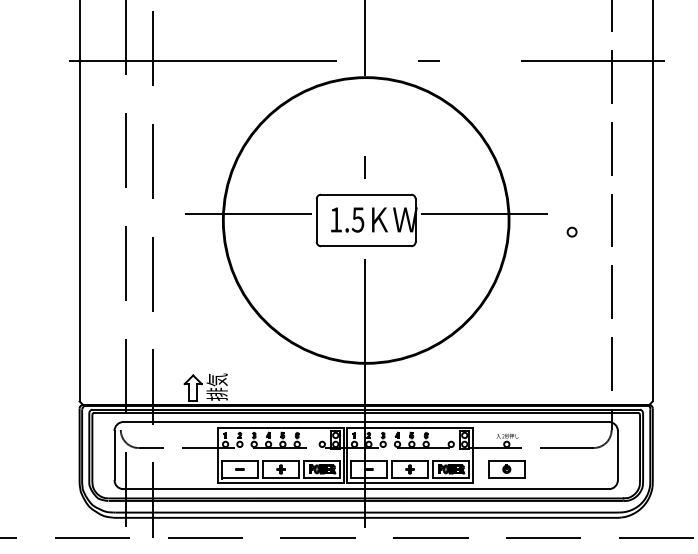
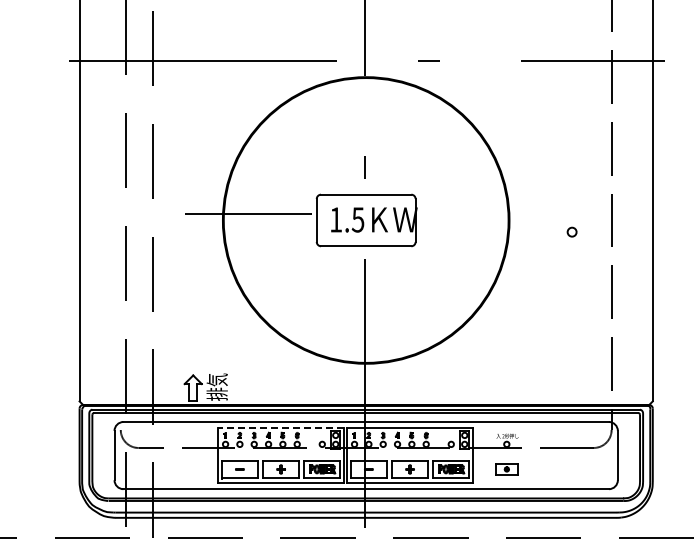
line: present -> none (483, 214)
line: solid -> dashed (281, 427)
part size: 38x19 px -> 24x13 px (506, 469)
